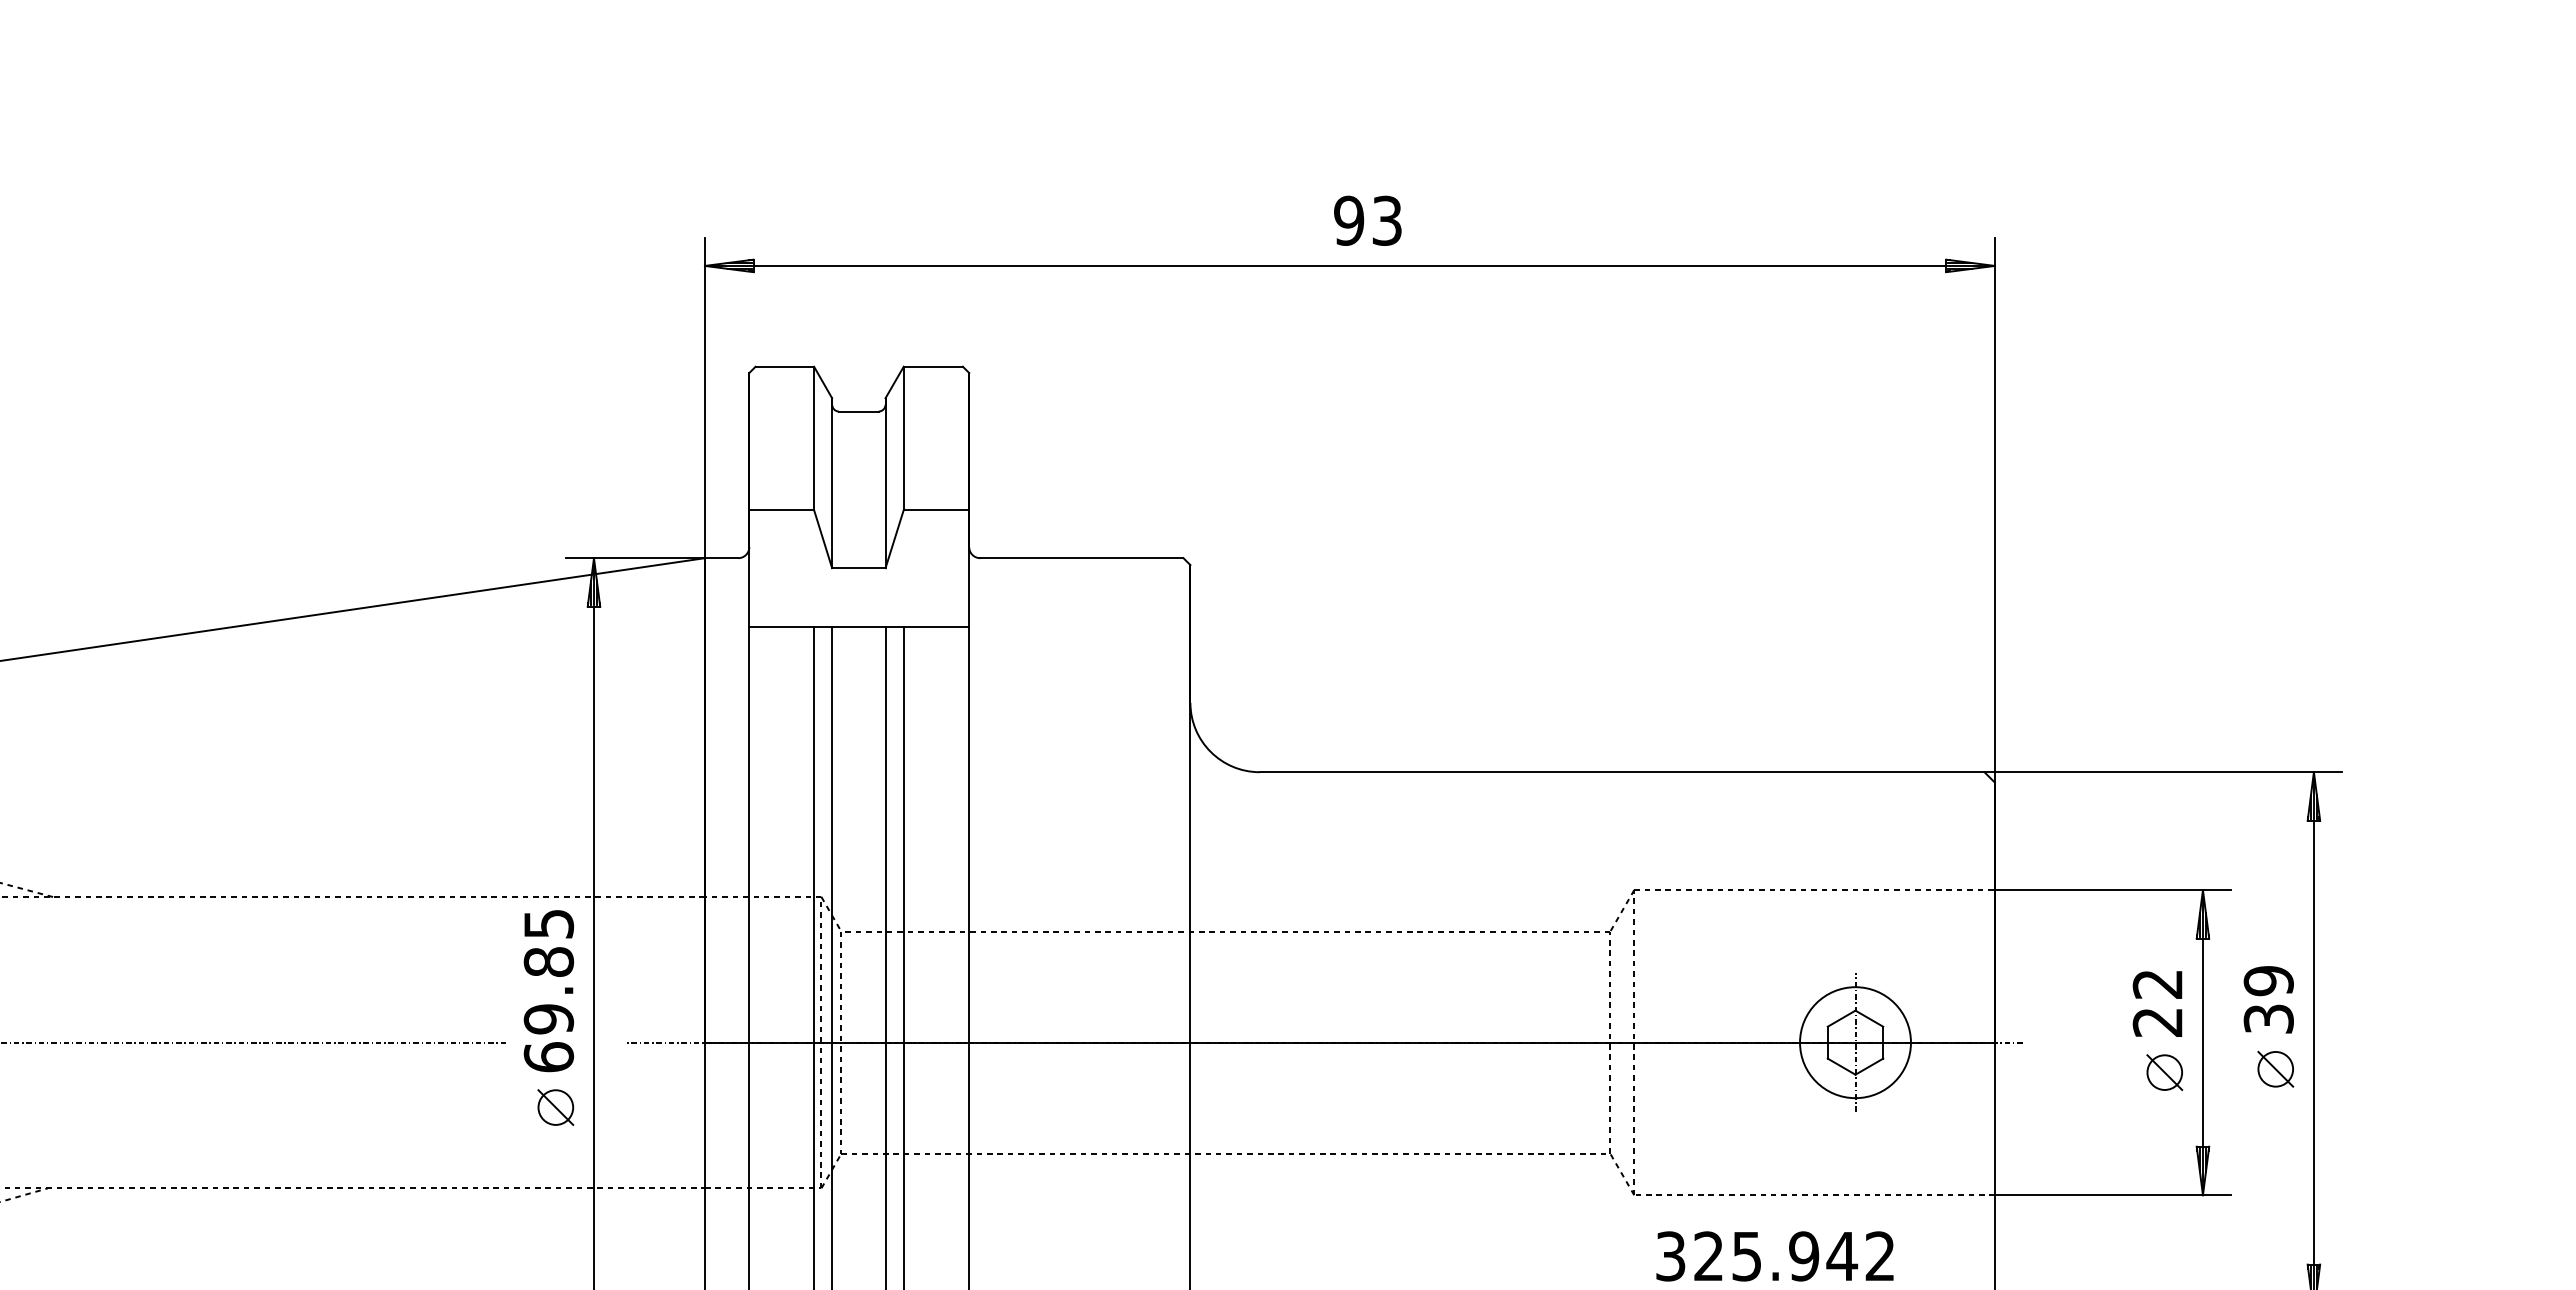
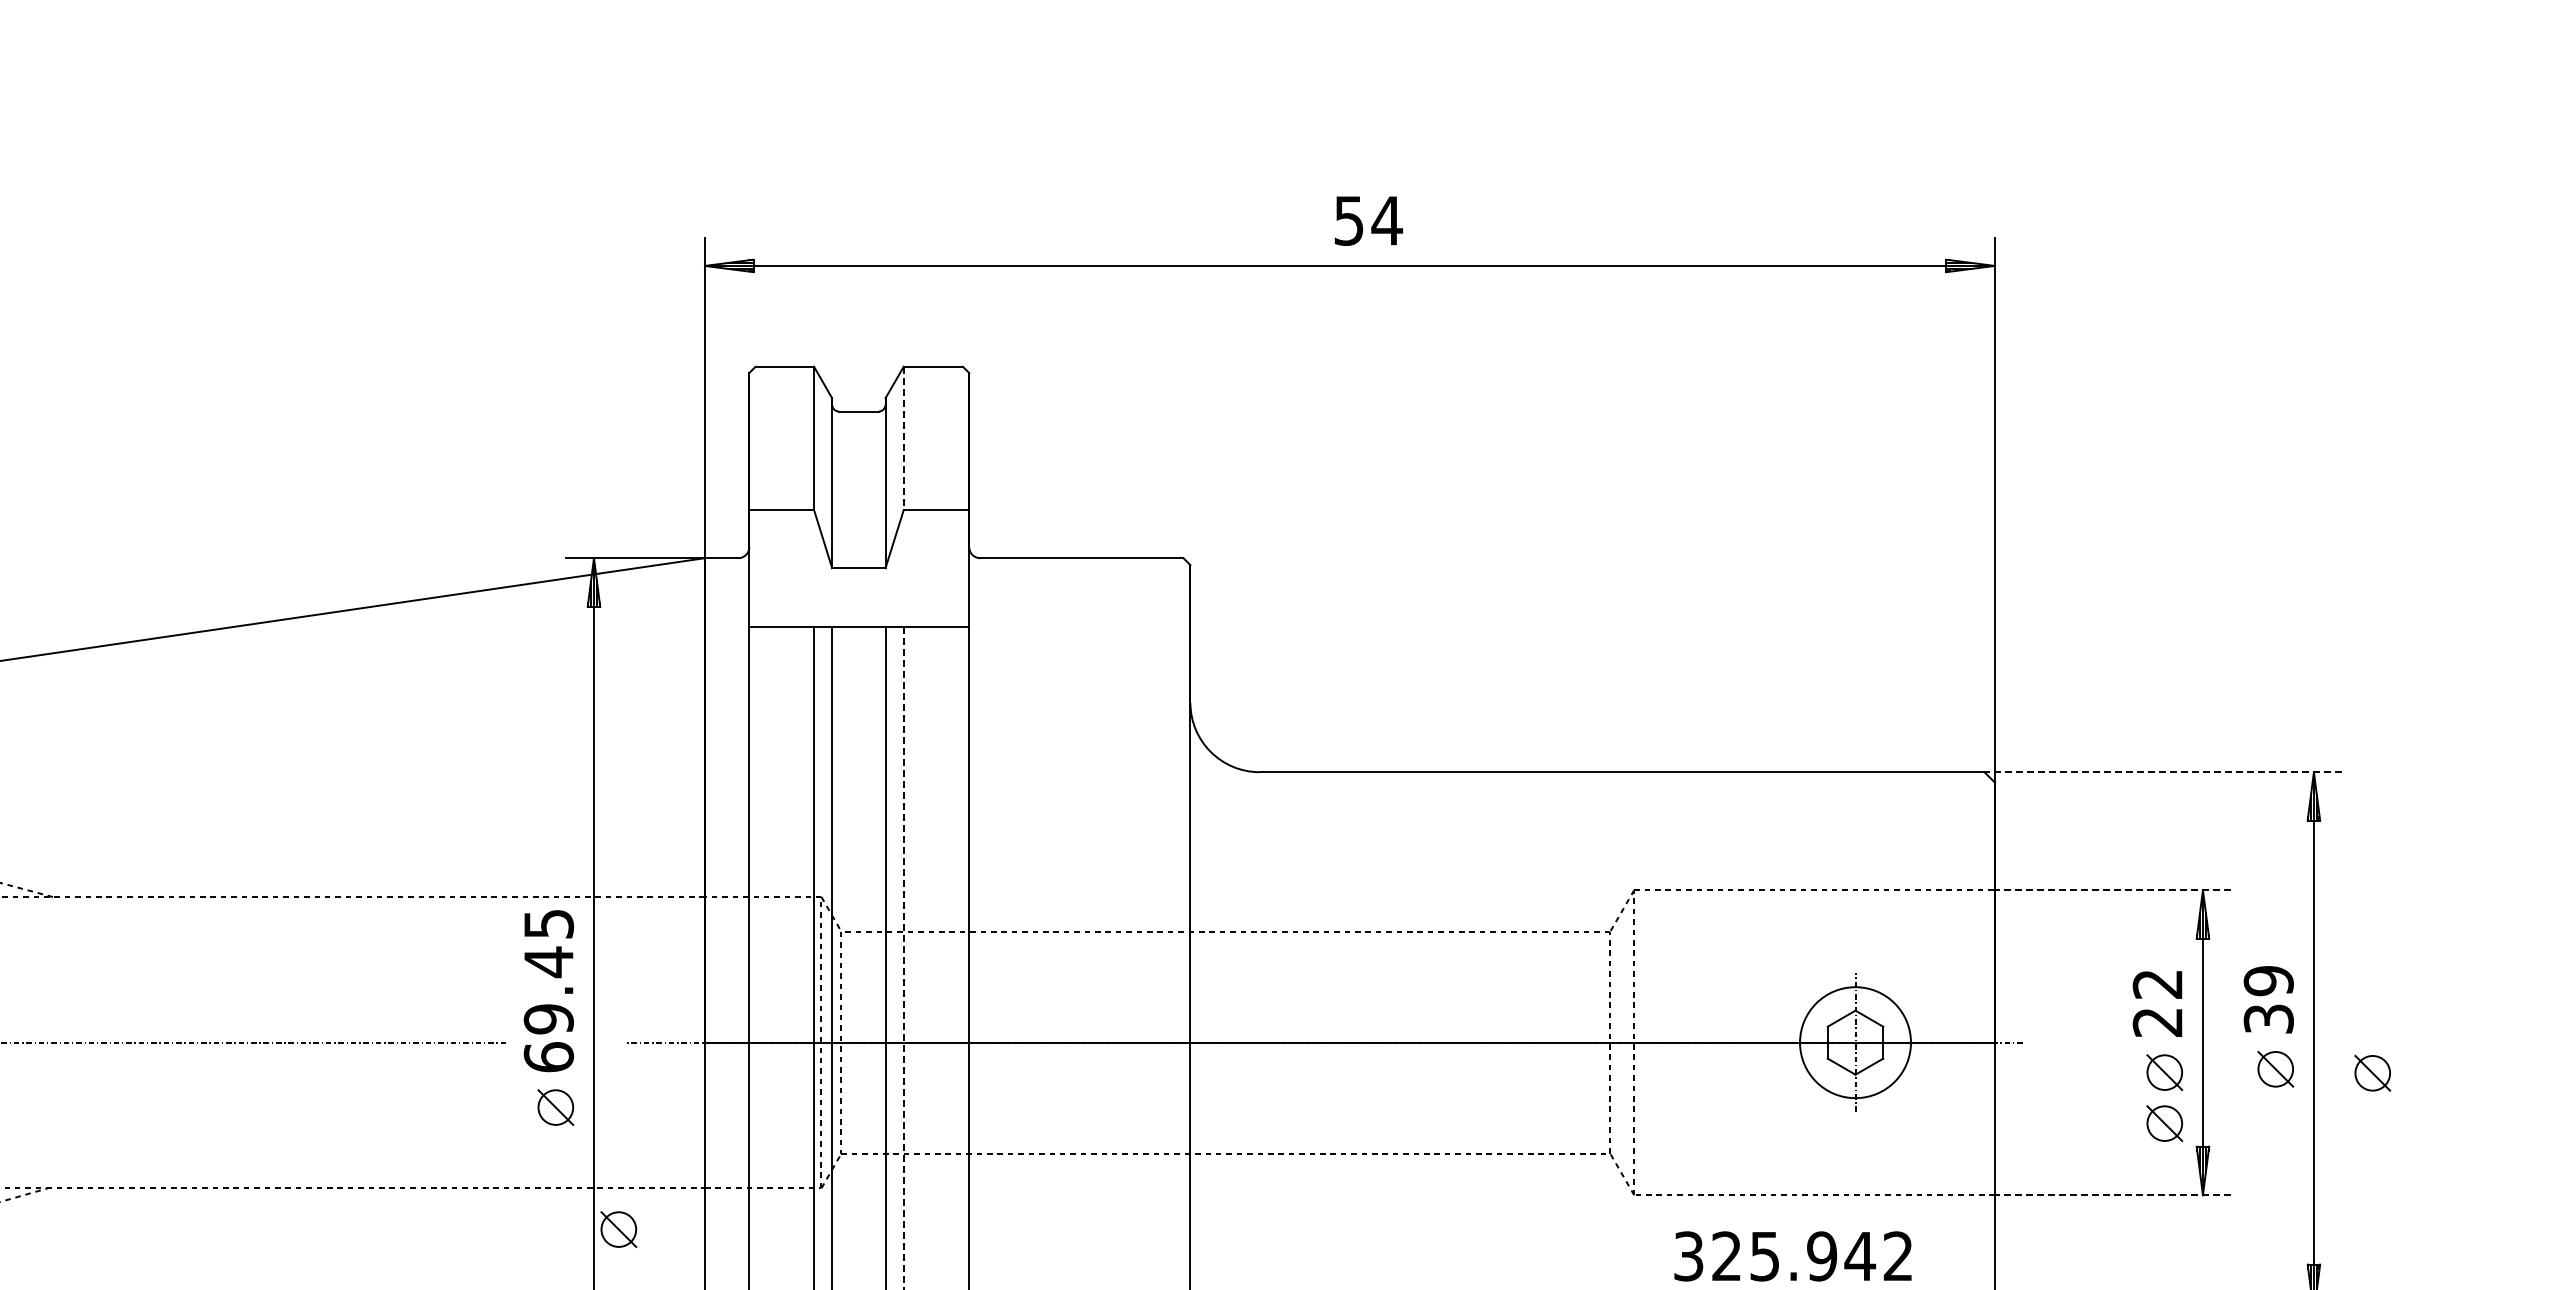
text: 93 -> 54 (1368, 220)
line: solid -> dashed (903, 438)
line: solid -> dashed (2163, 772)
line: solid -> dashed (2112, 890)
line: solid -> dashed (903, 958)
text: 69.85 -> 69.45 (548, 962)
part: none -> present (2372, 1072)
part: none -> present (2164, 1123)
line: solid -> dashed (2112, 1195)
part: none -> present (618, 1229)
text position: (1774, 1256) -> (1792, 1256) (1792, 1256)
